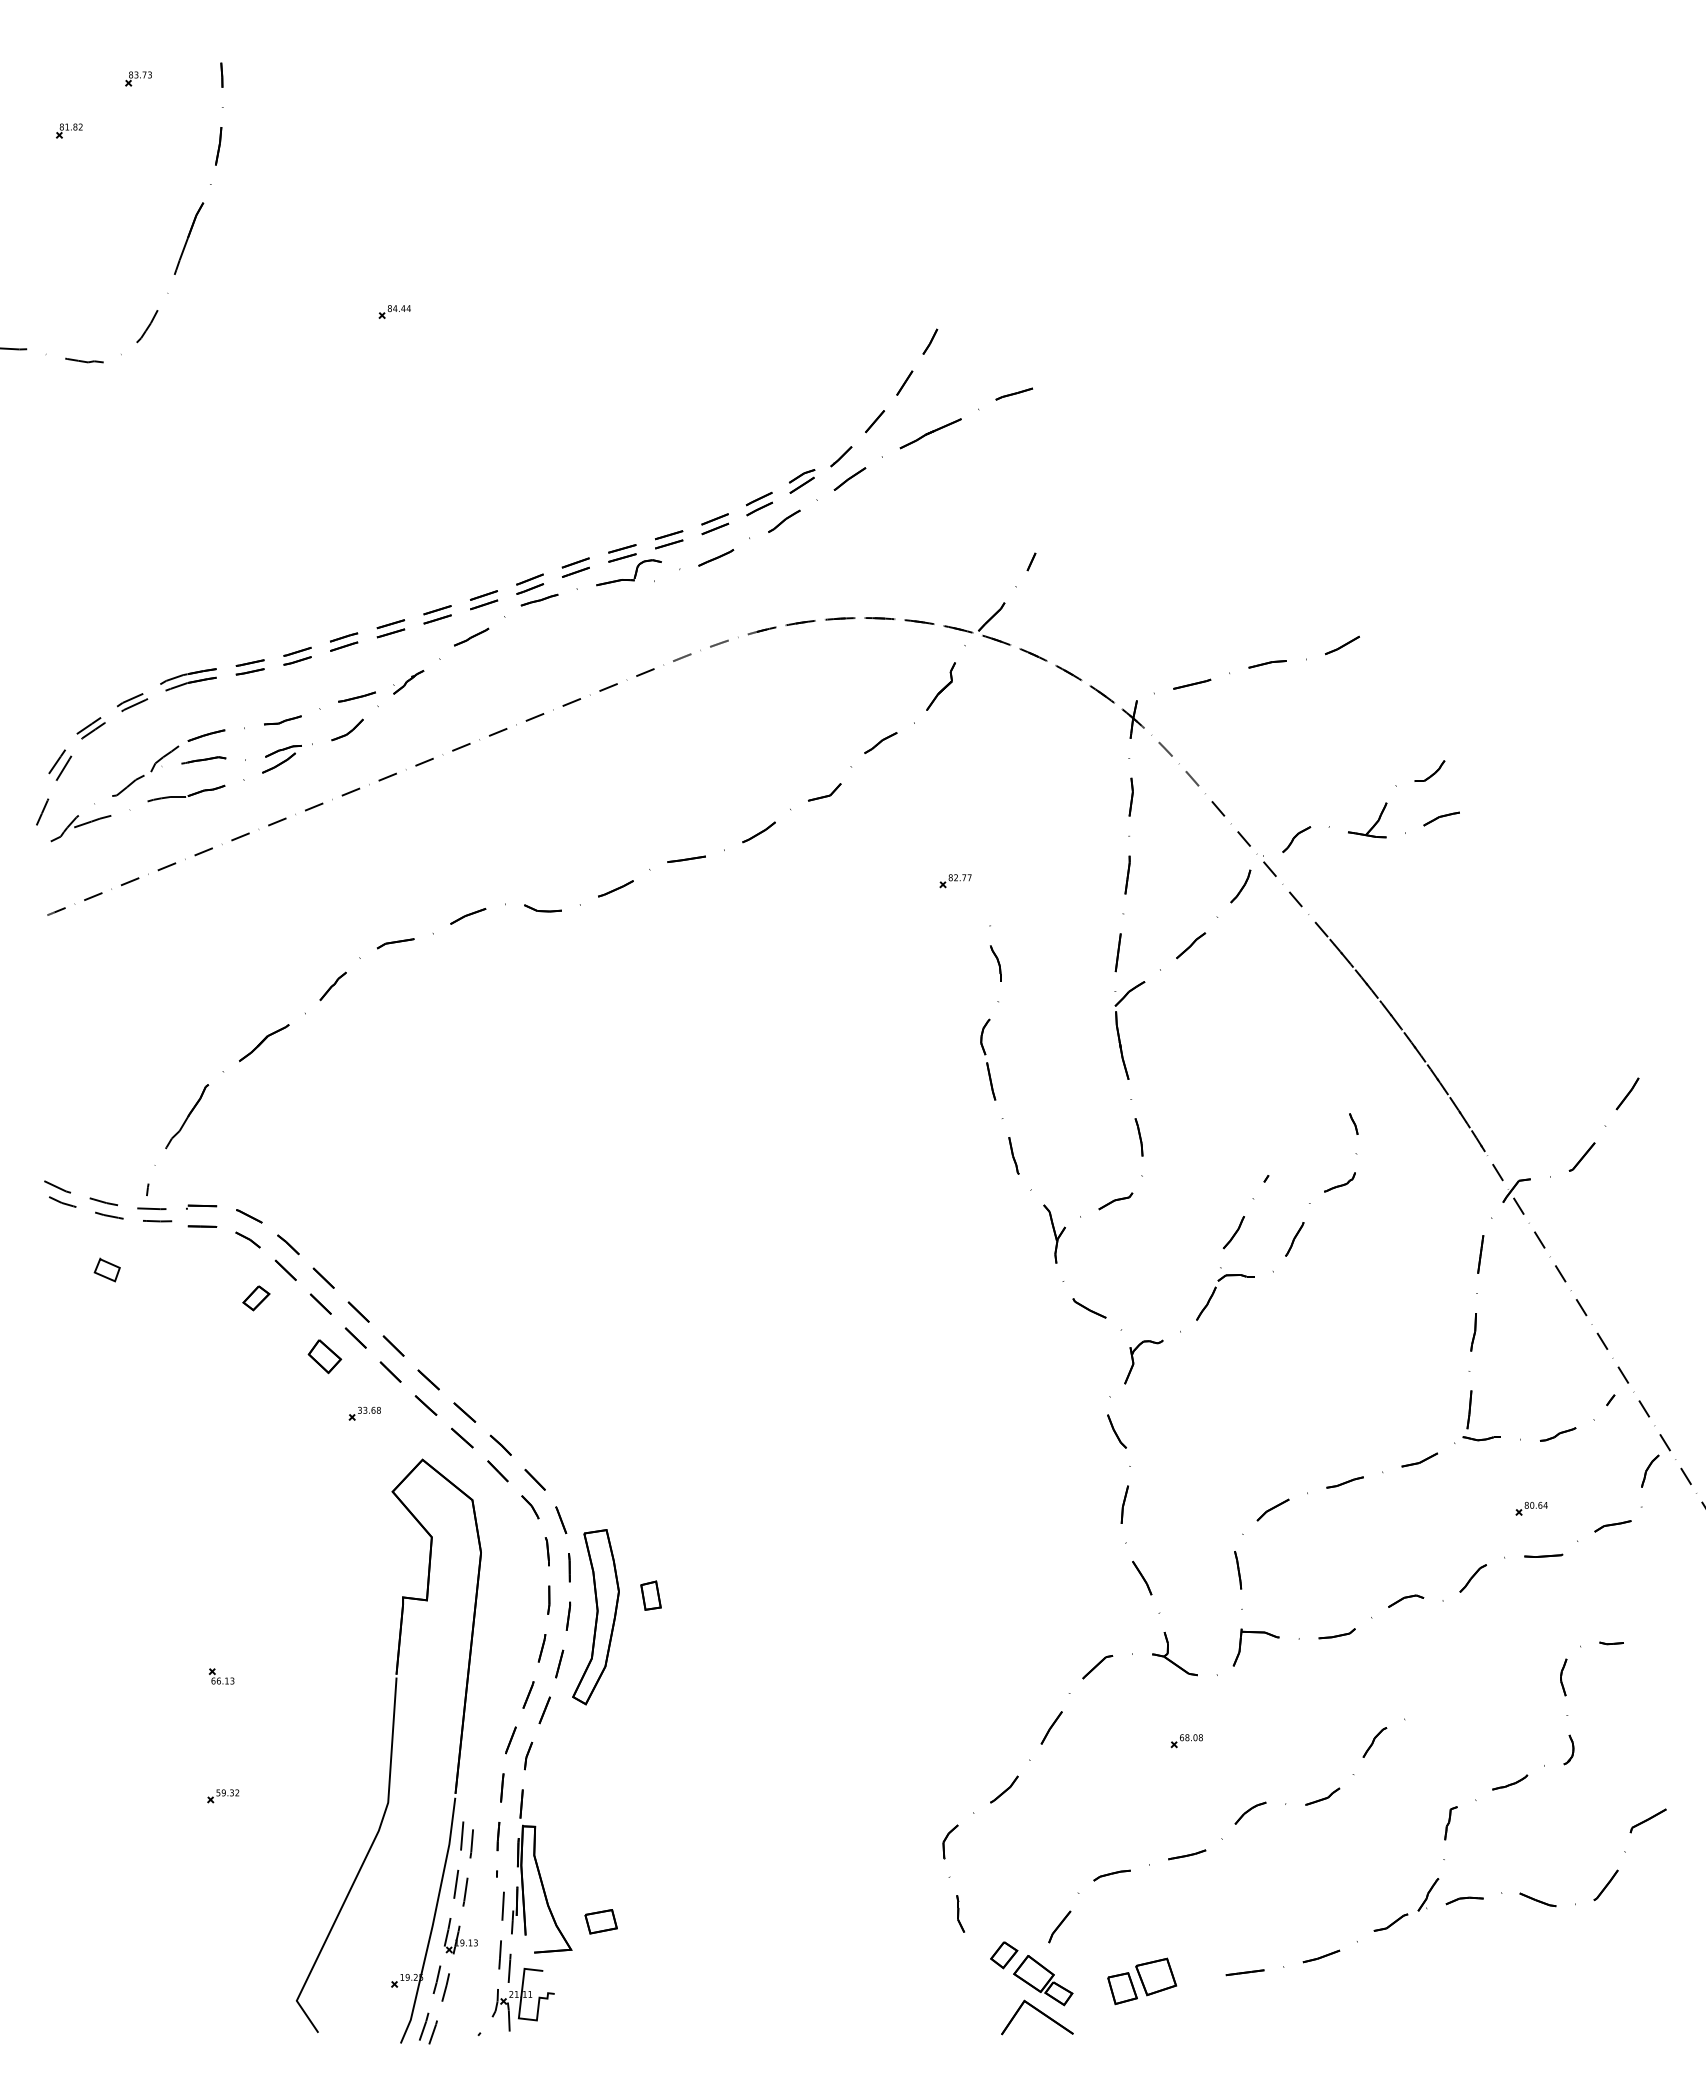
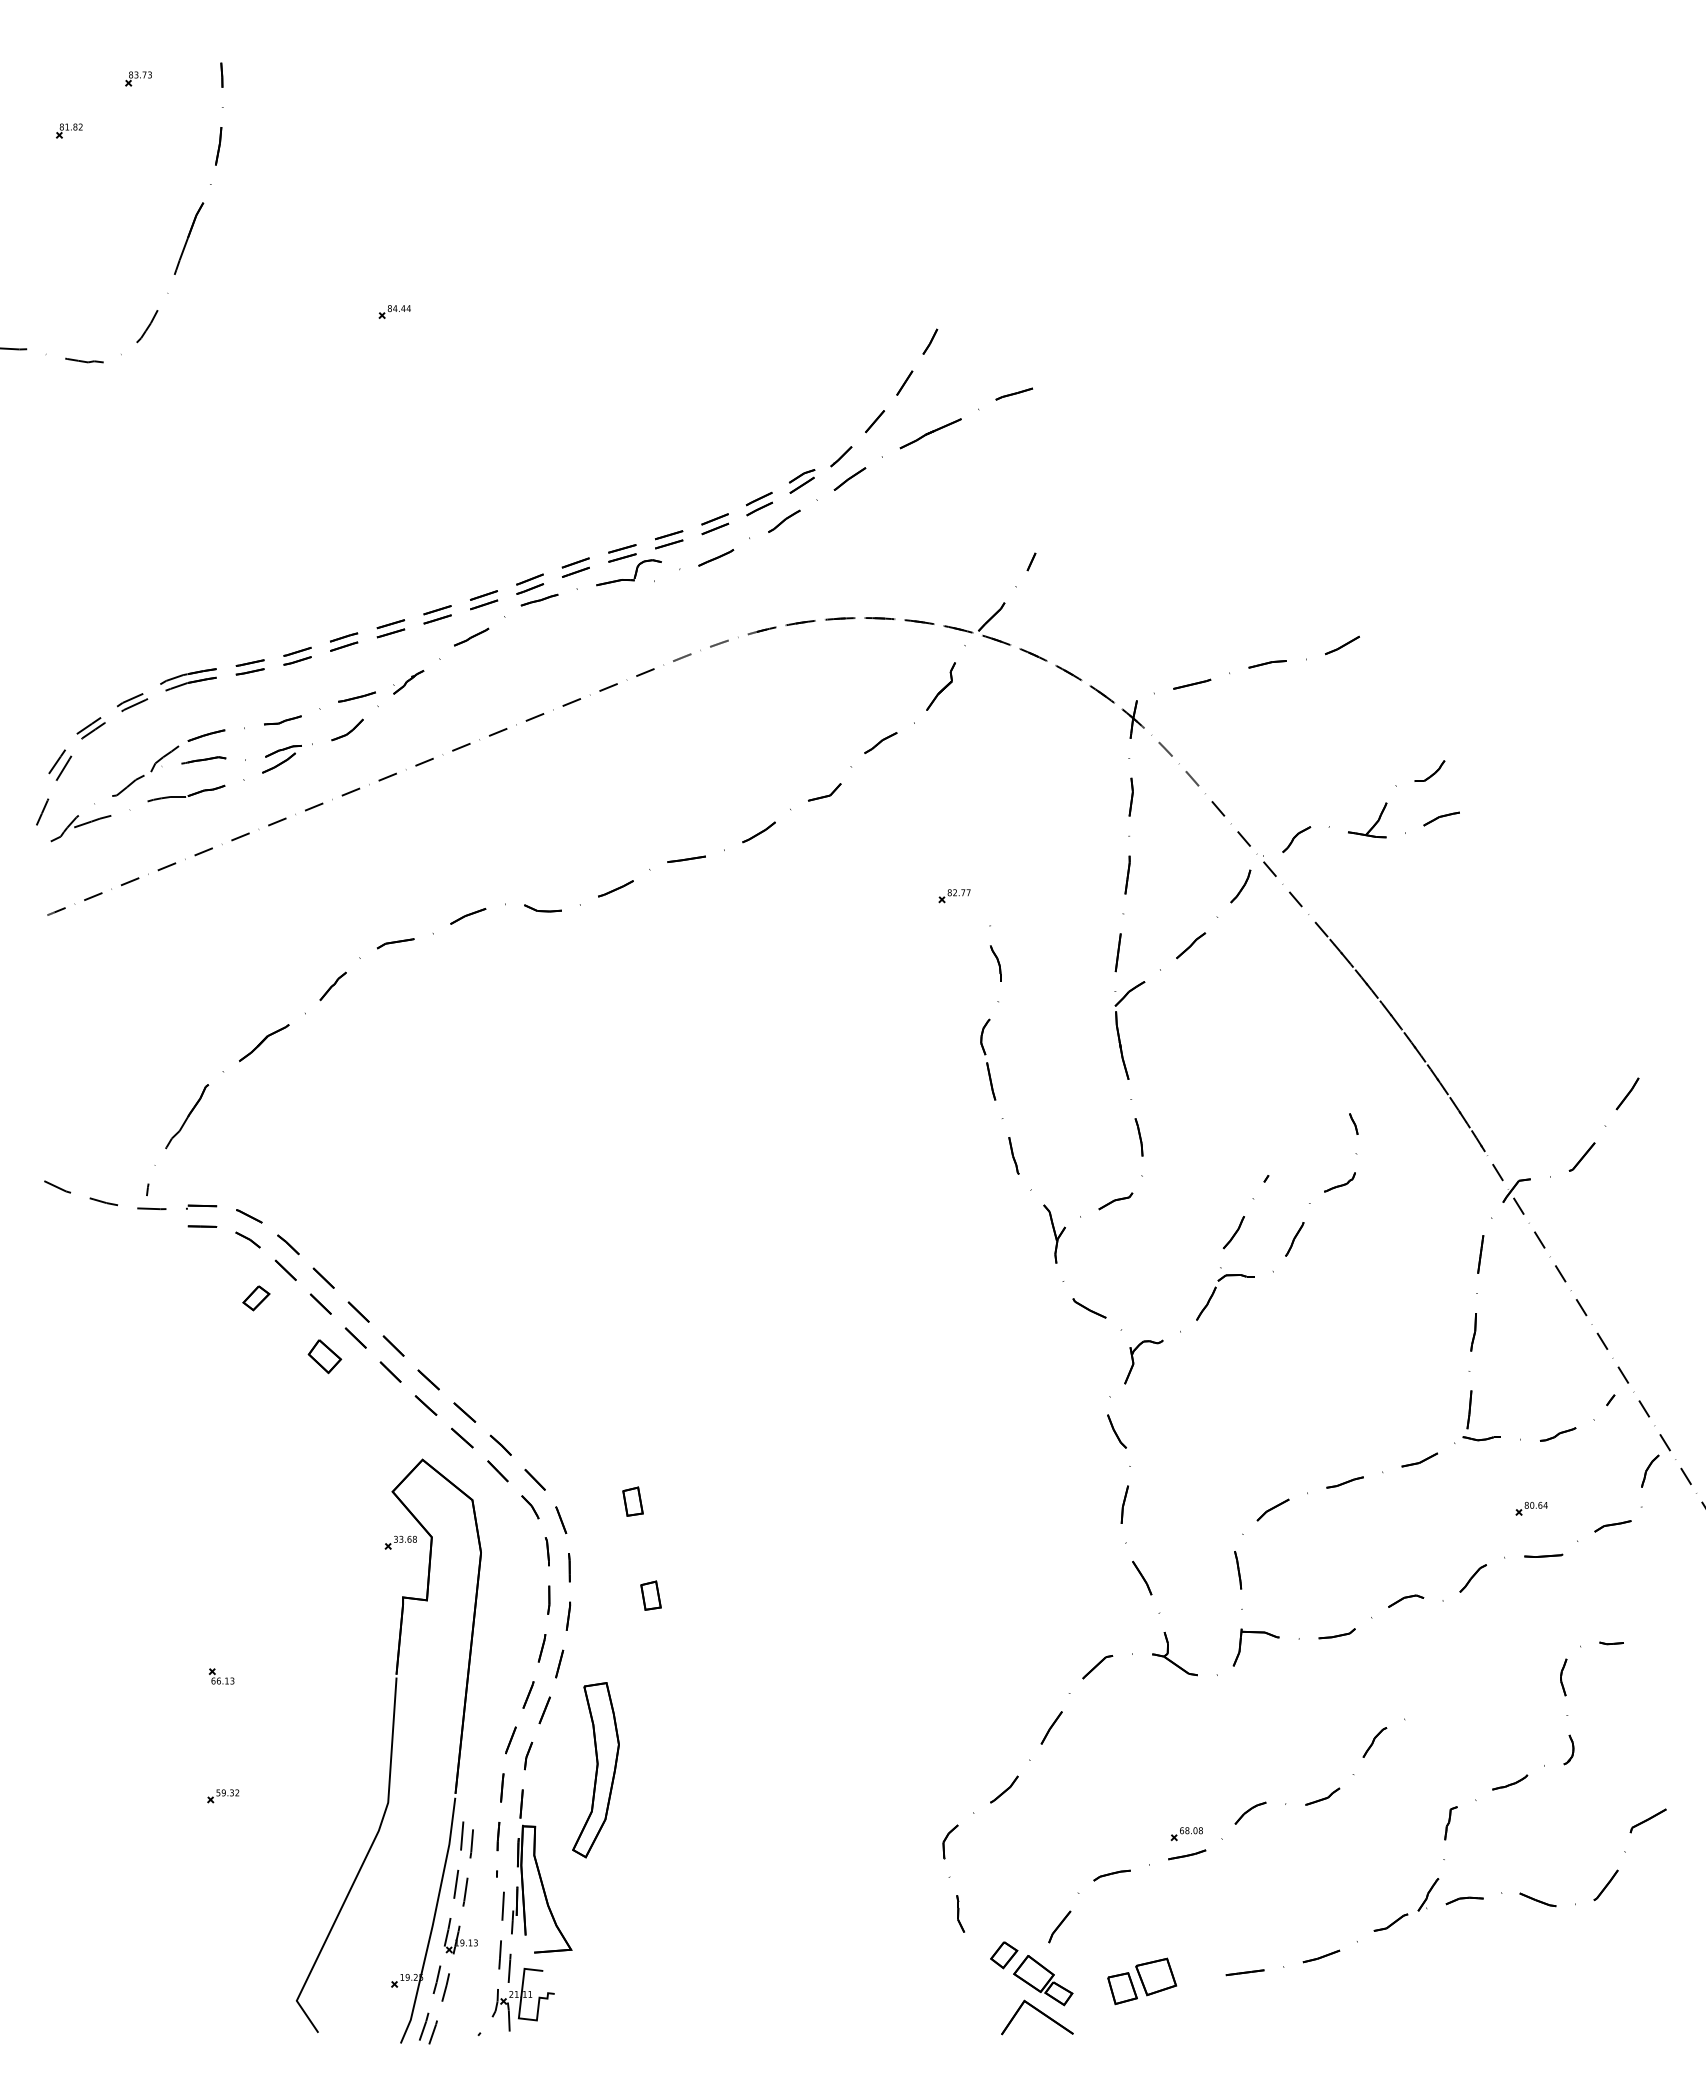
part position: (955, 881) -> (954, 896) (954, 896)
curve: present -> none (107, 1214)
part: present -> none (106, 1269)
part position: (364, 1413) -> (400, 1542) (400, 1542)
part: none -> present (632, 1501)
part position: (595, 1617) -> (595, 1770) (595, 1770)
part position: (1186, 1741) -> (1186, 1834) (1186, 1834)
part: present -> none (600, 1921)
